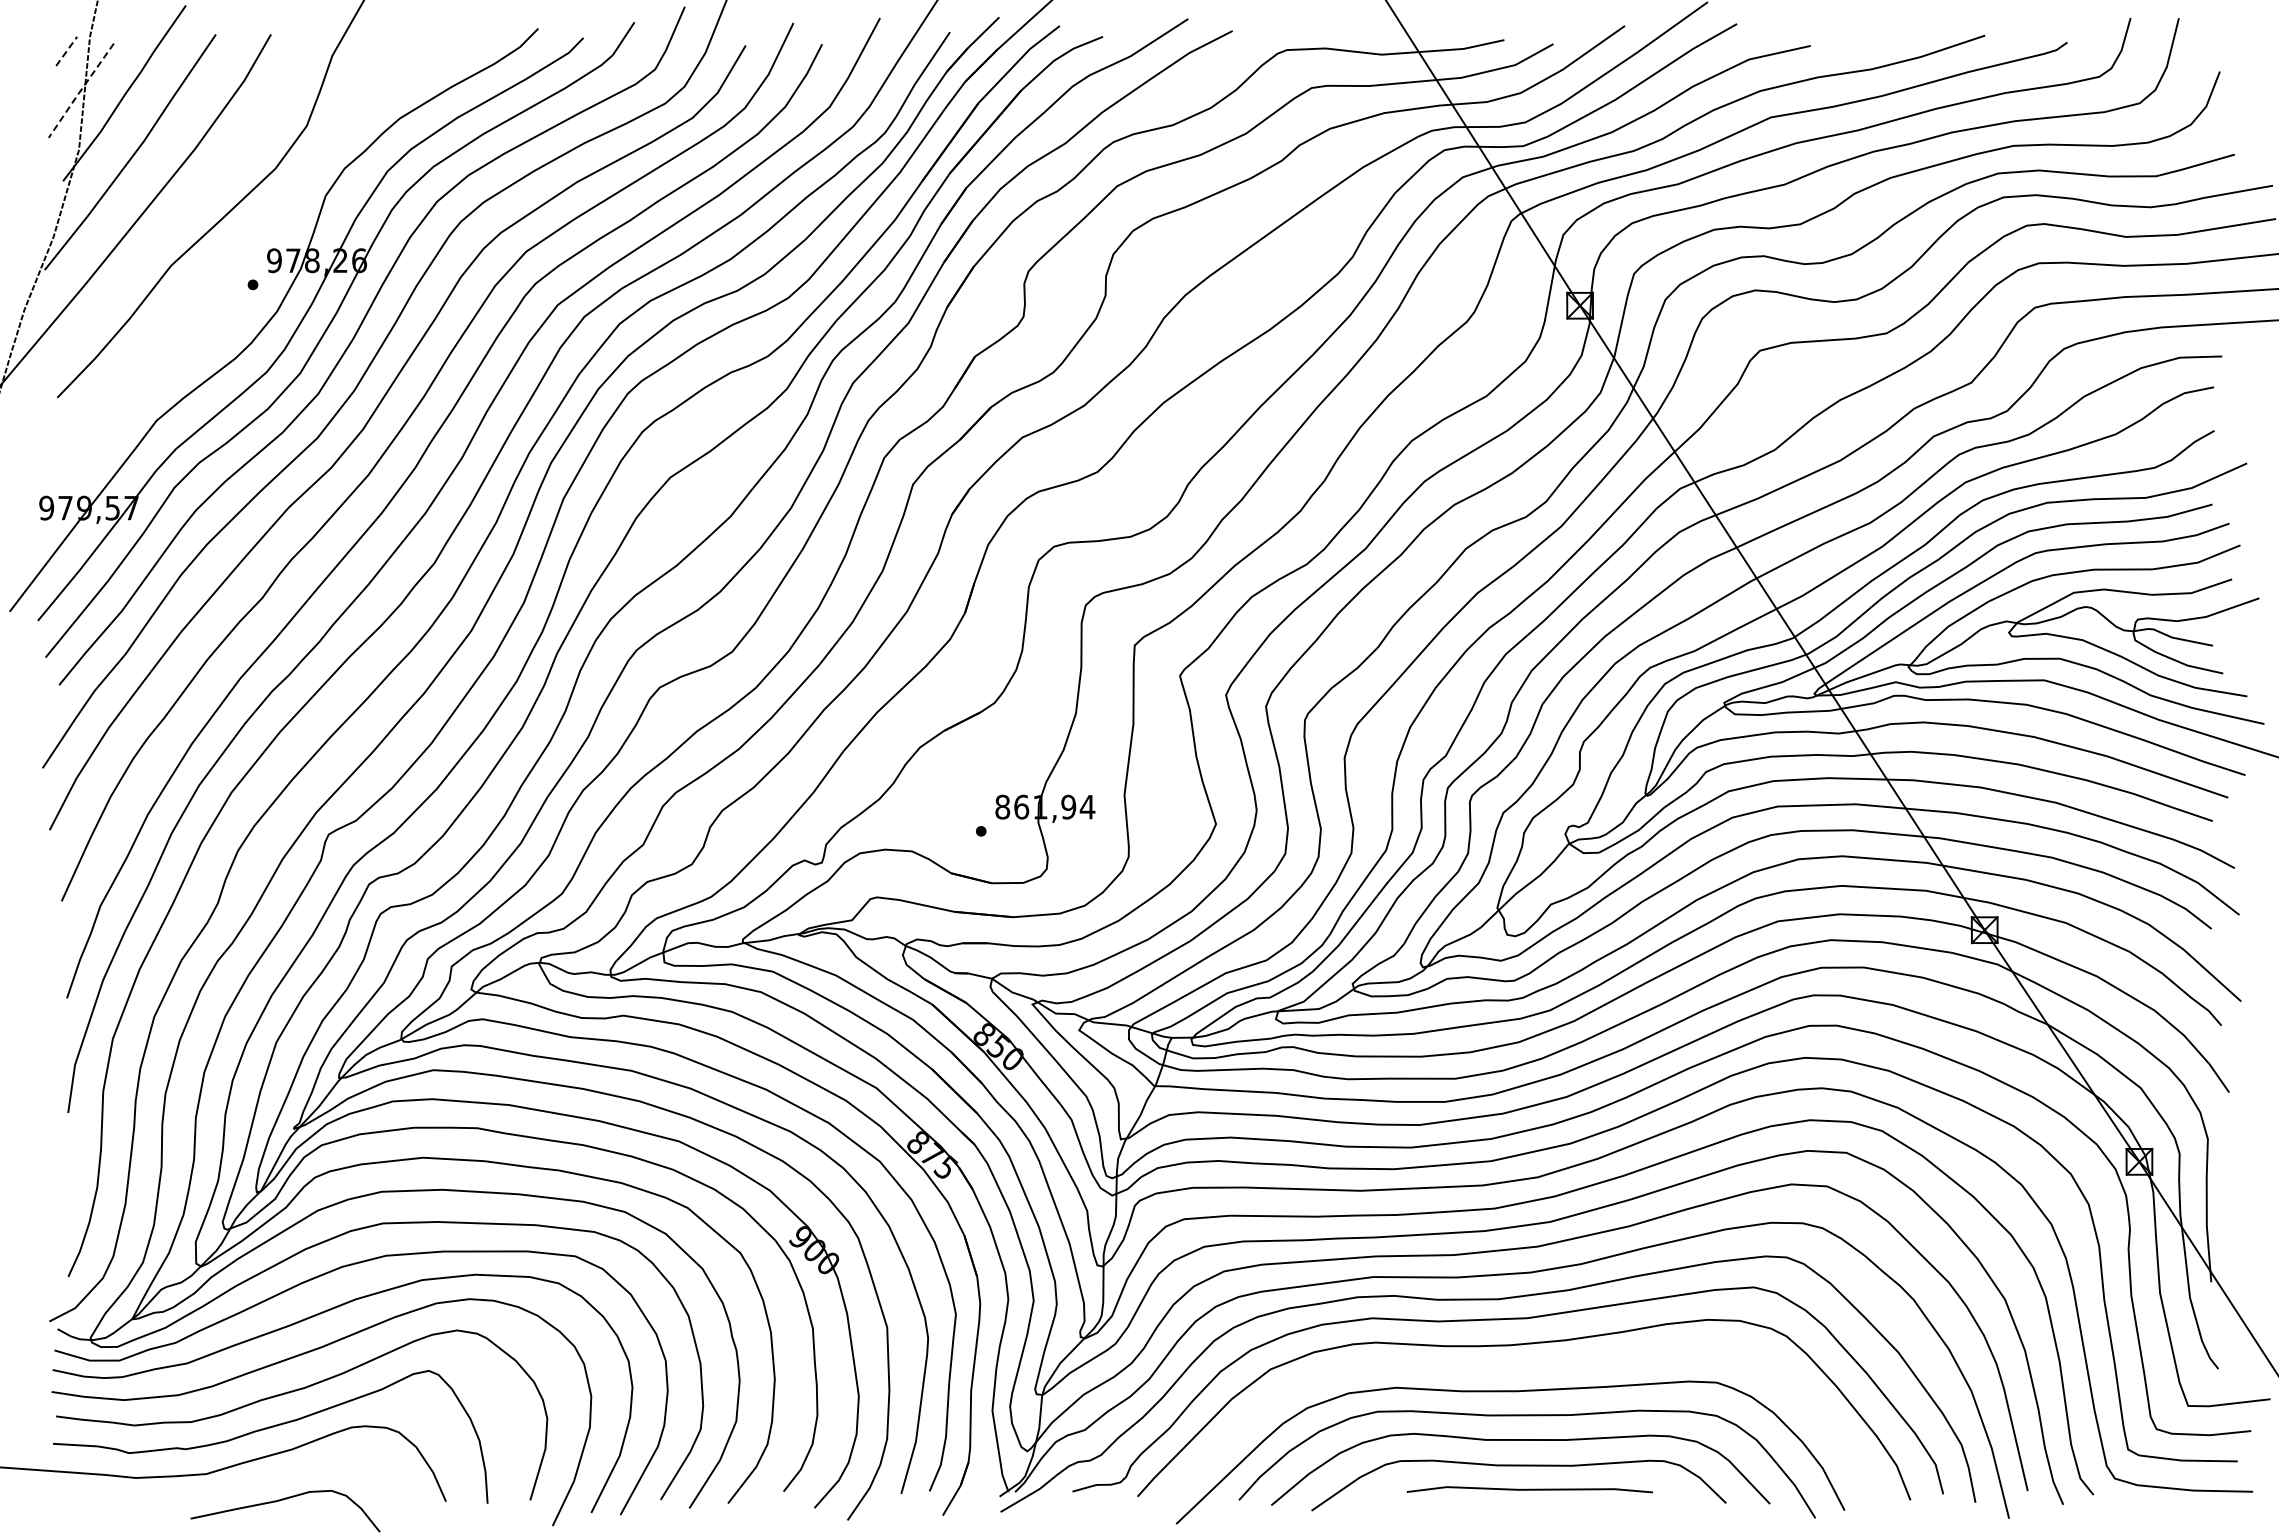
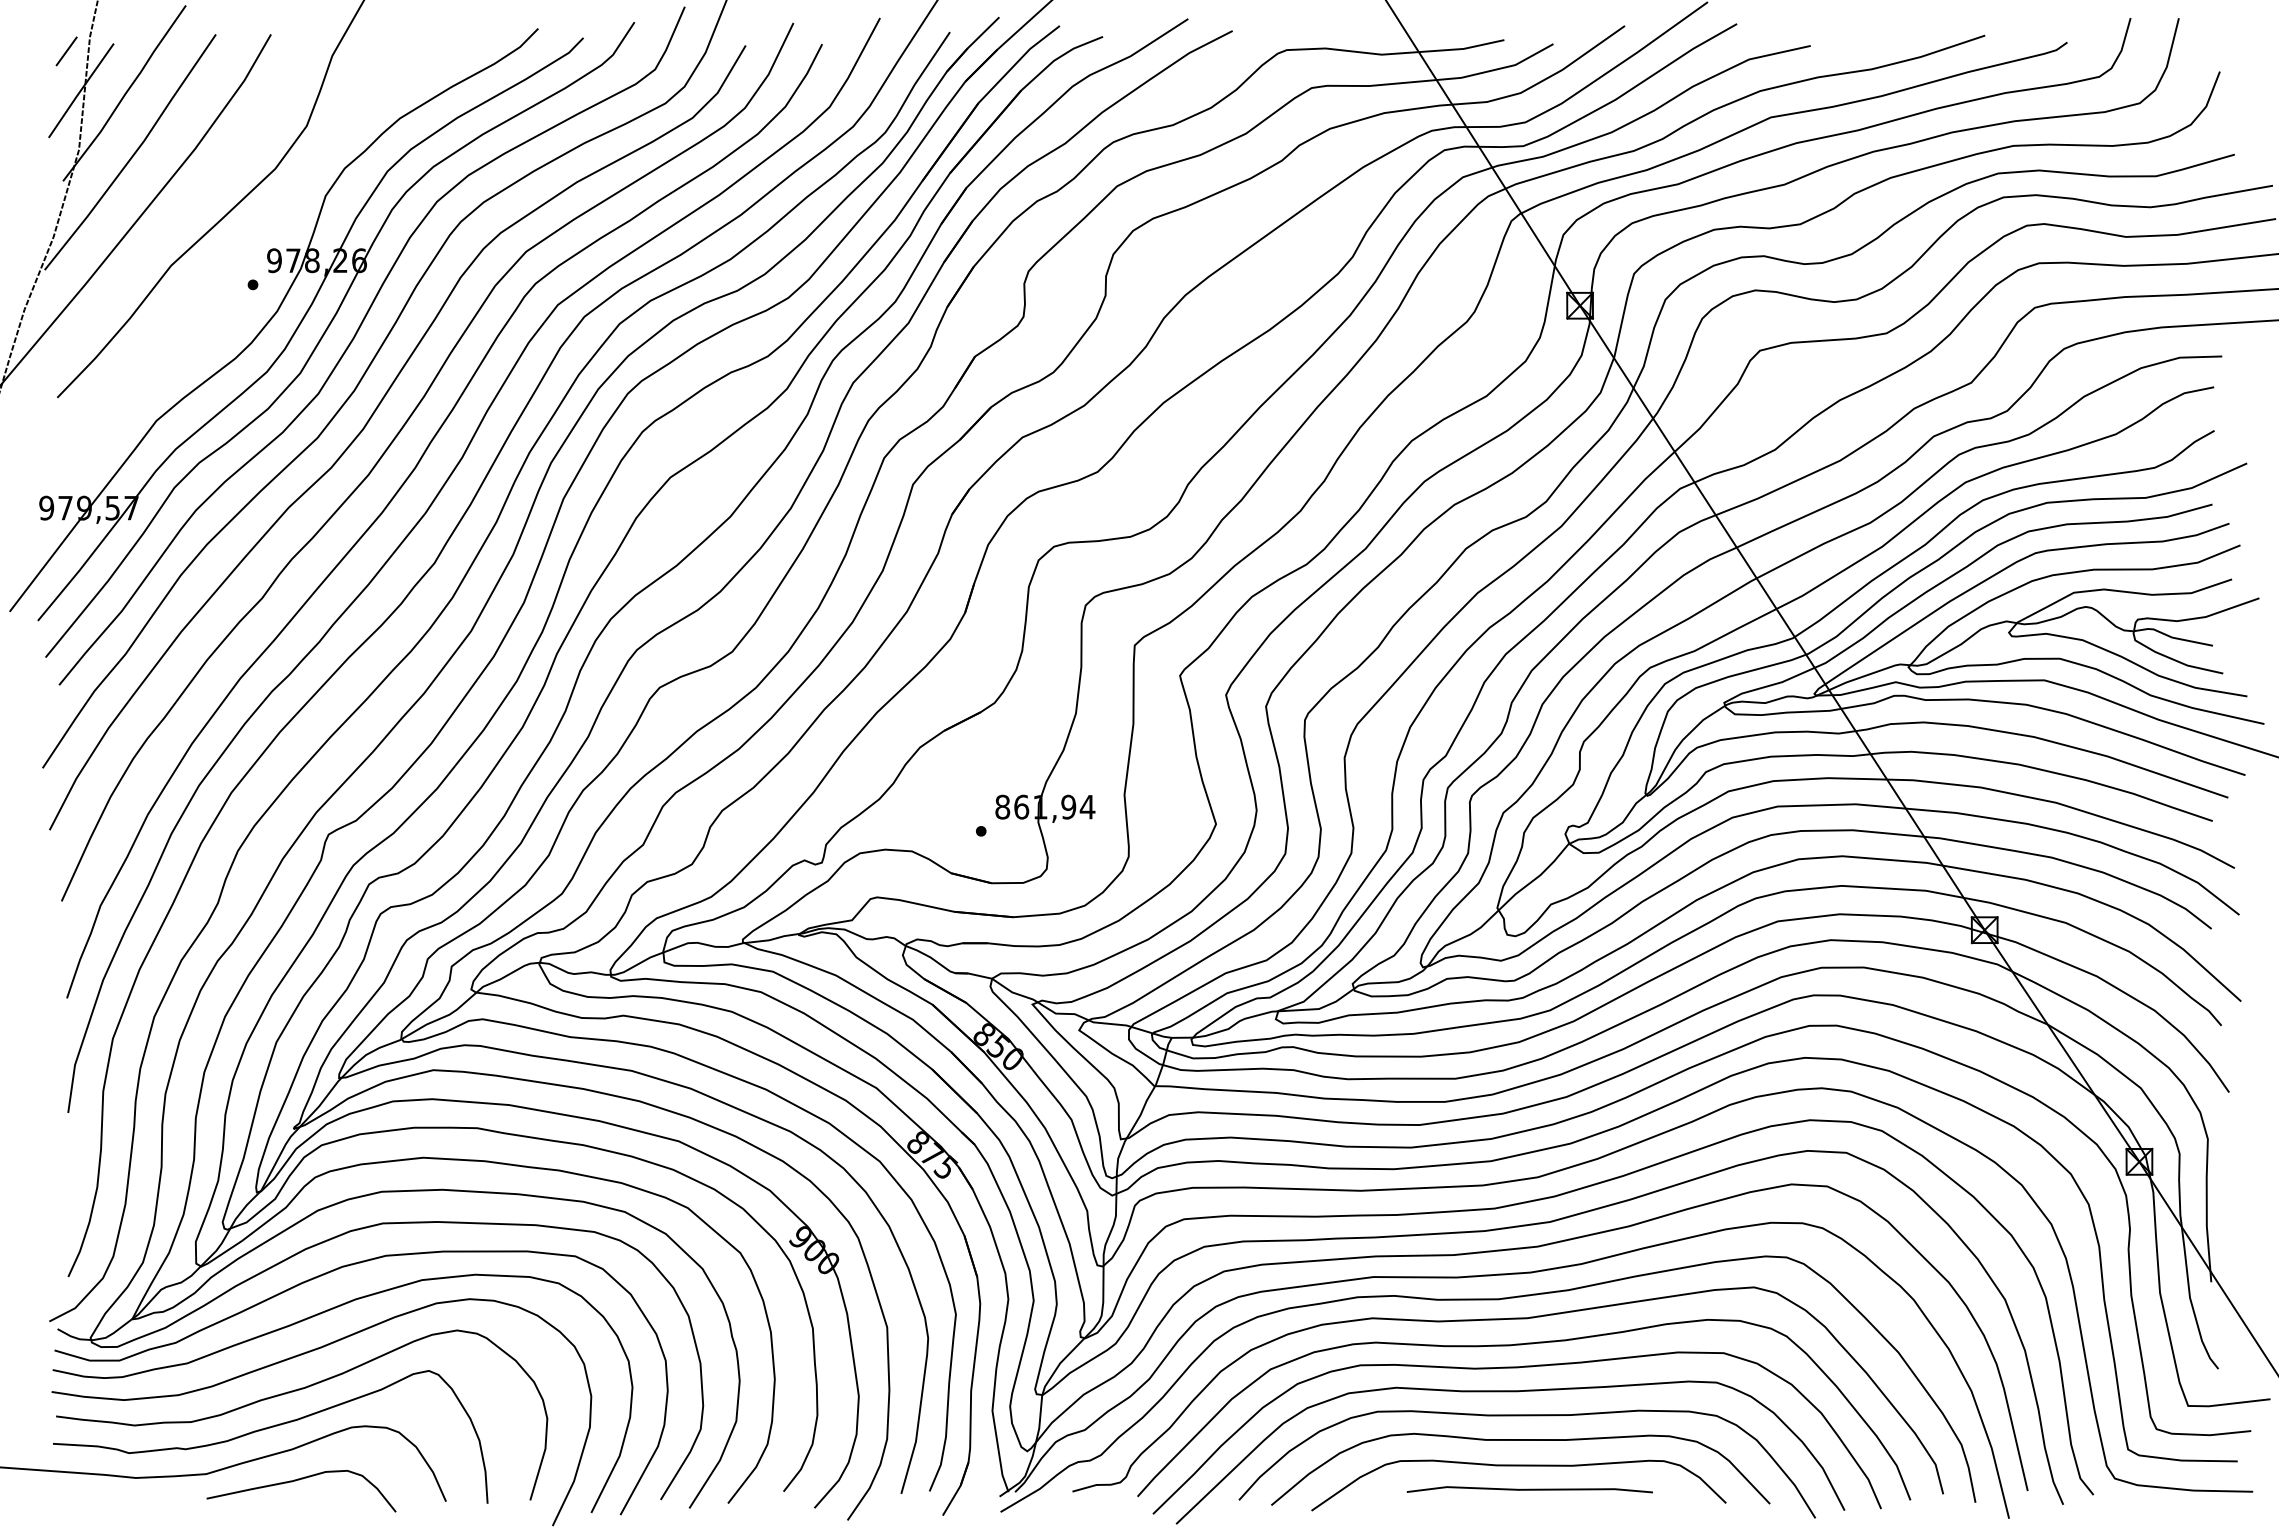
line: dashed -> solid (66, 51)
line: dashed -> solid (80, 91)
curve: none -> present (1516, 1368)
curve position: (283, 1500) -> (299, 1480) (299, 1480)
